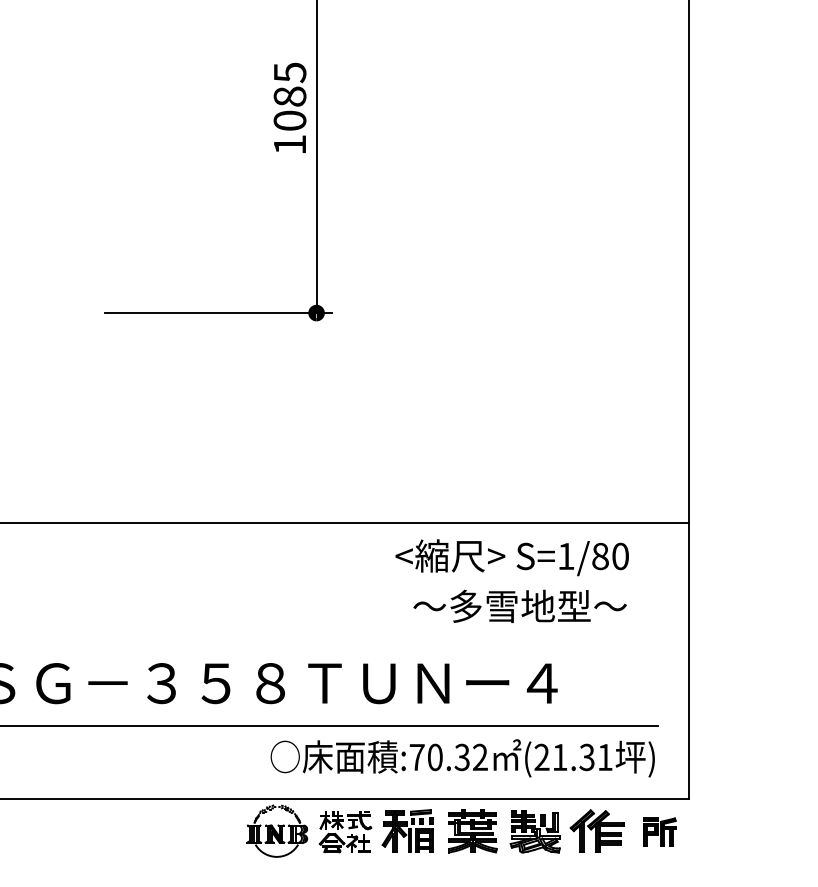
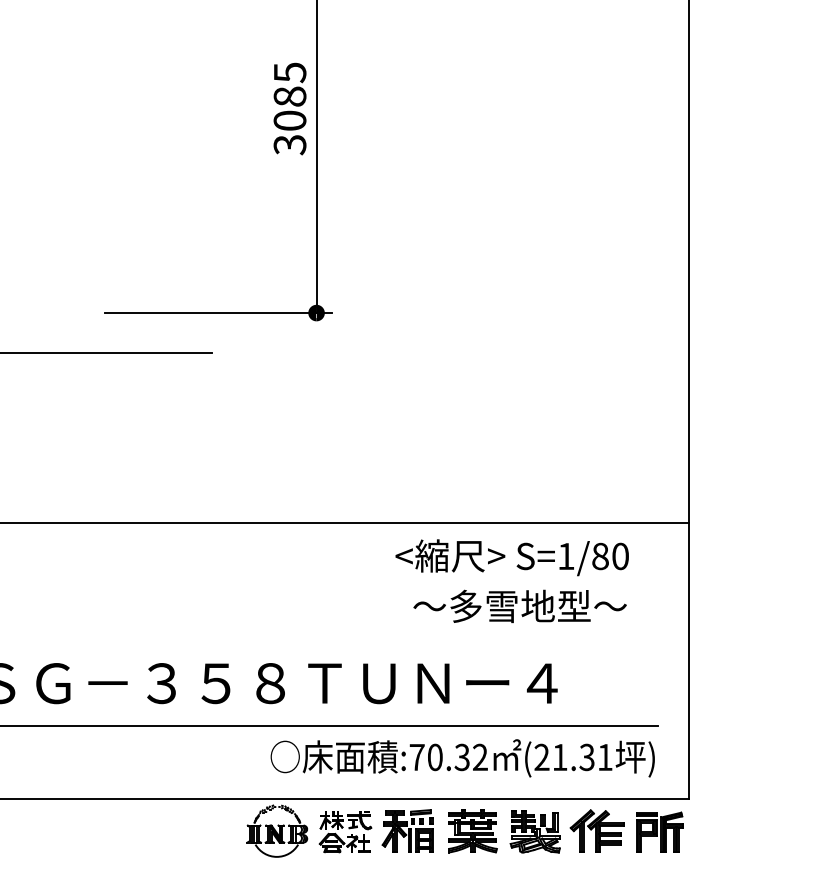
text: 1085 -> 3085 (289, 145)
line: none -> present (106, 352)
part size: 34x30 px -> 48x42 px (659, 831)
